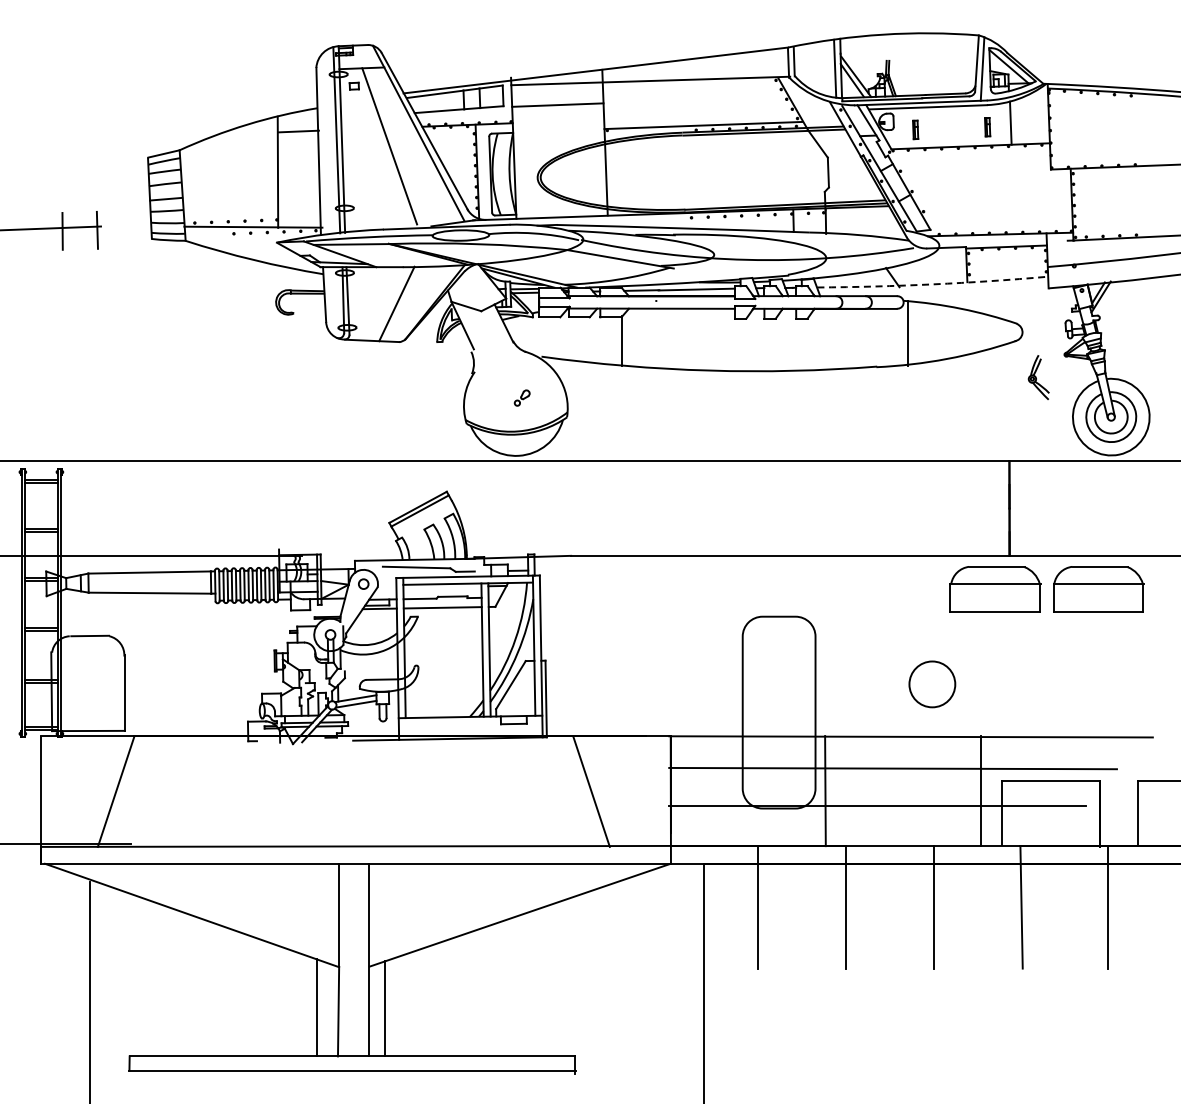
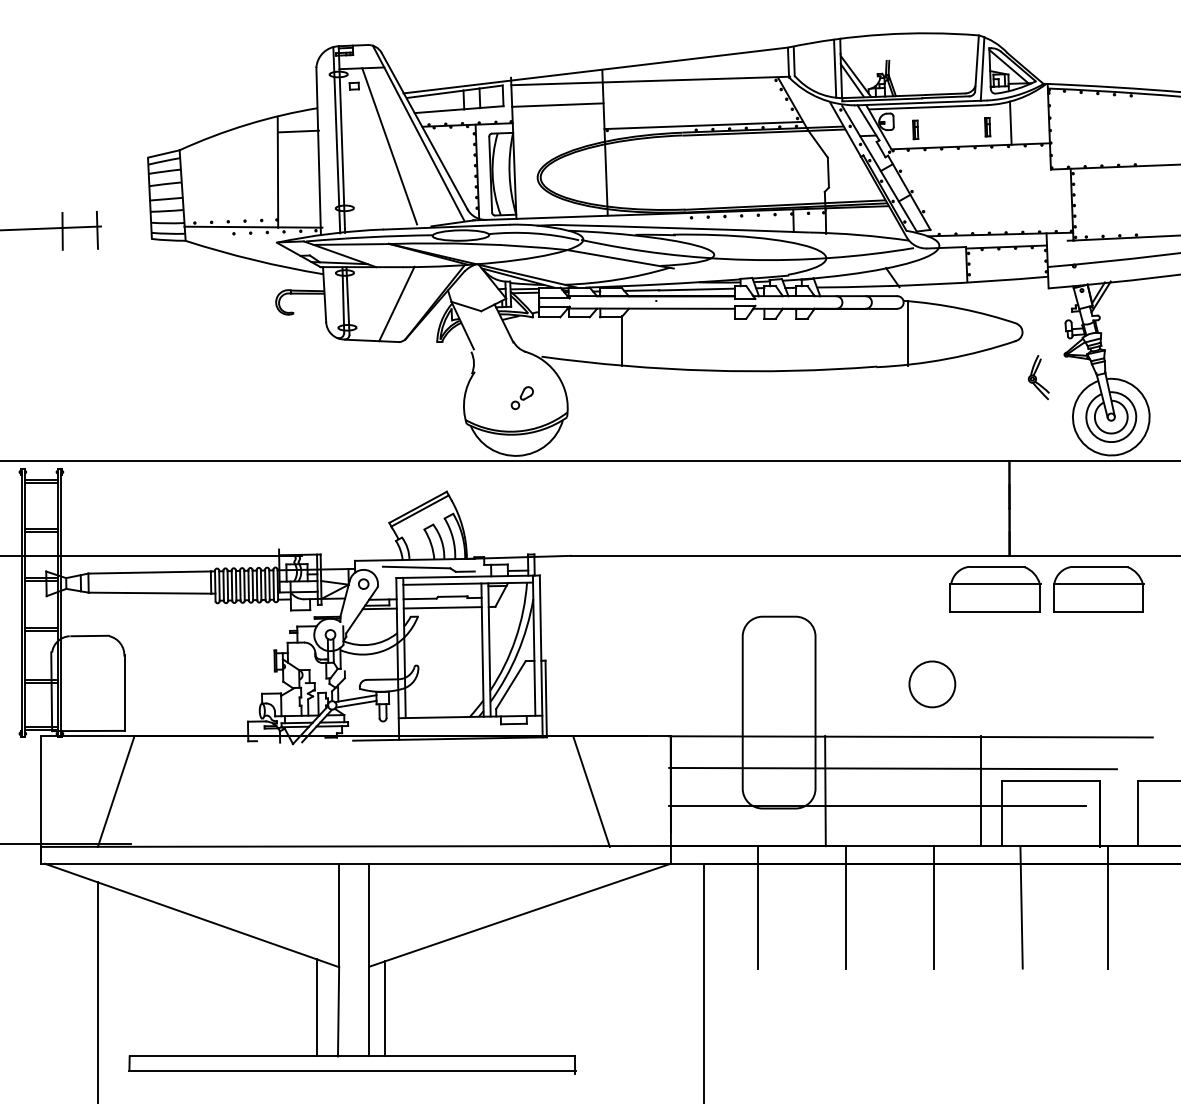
arc: dashed -> solid (932, 284)
part size: 18x18 px -> 24x24 px (521, 397)
line position: (90, 991) -> (98, 991) (98, 991)
